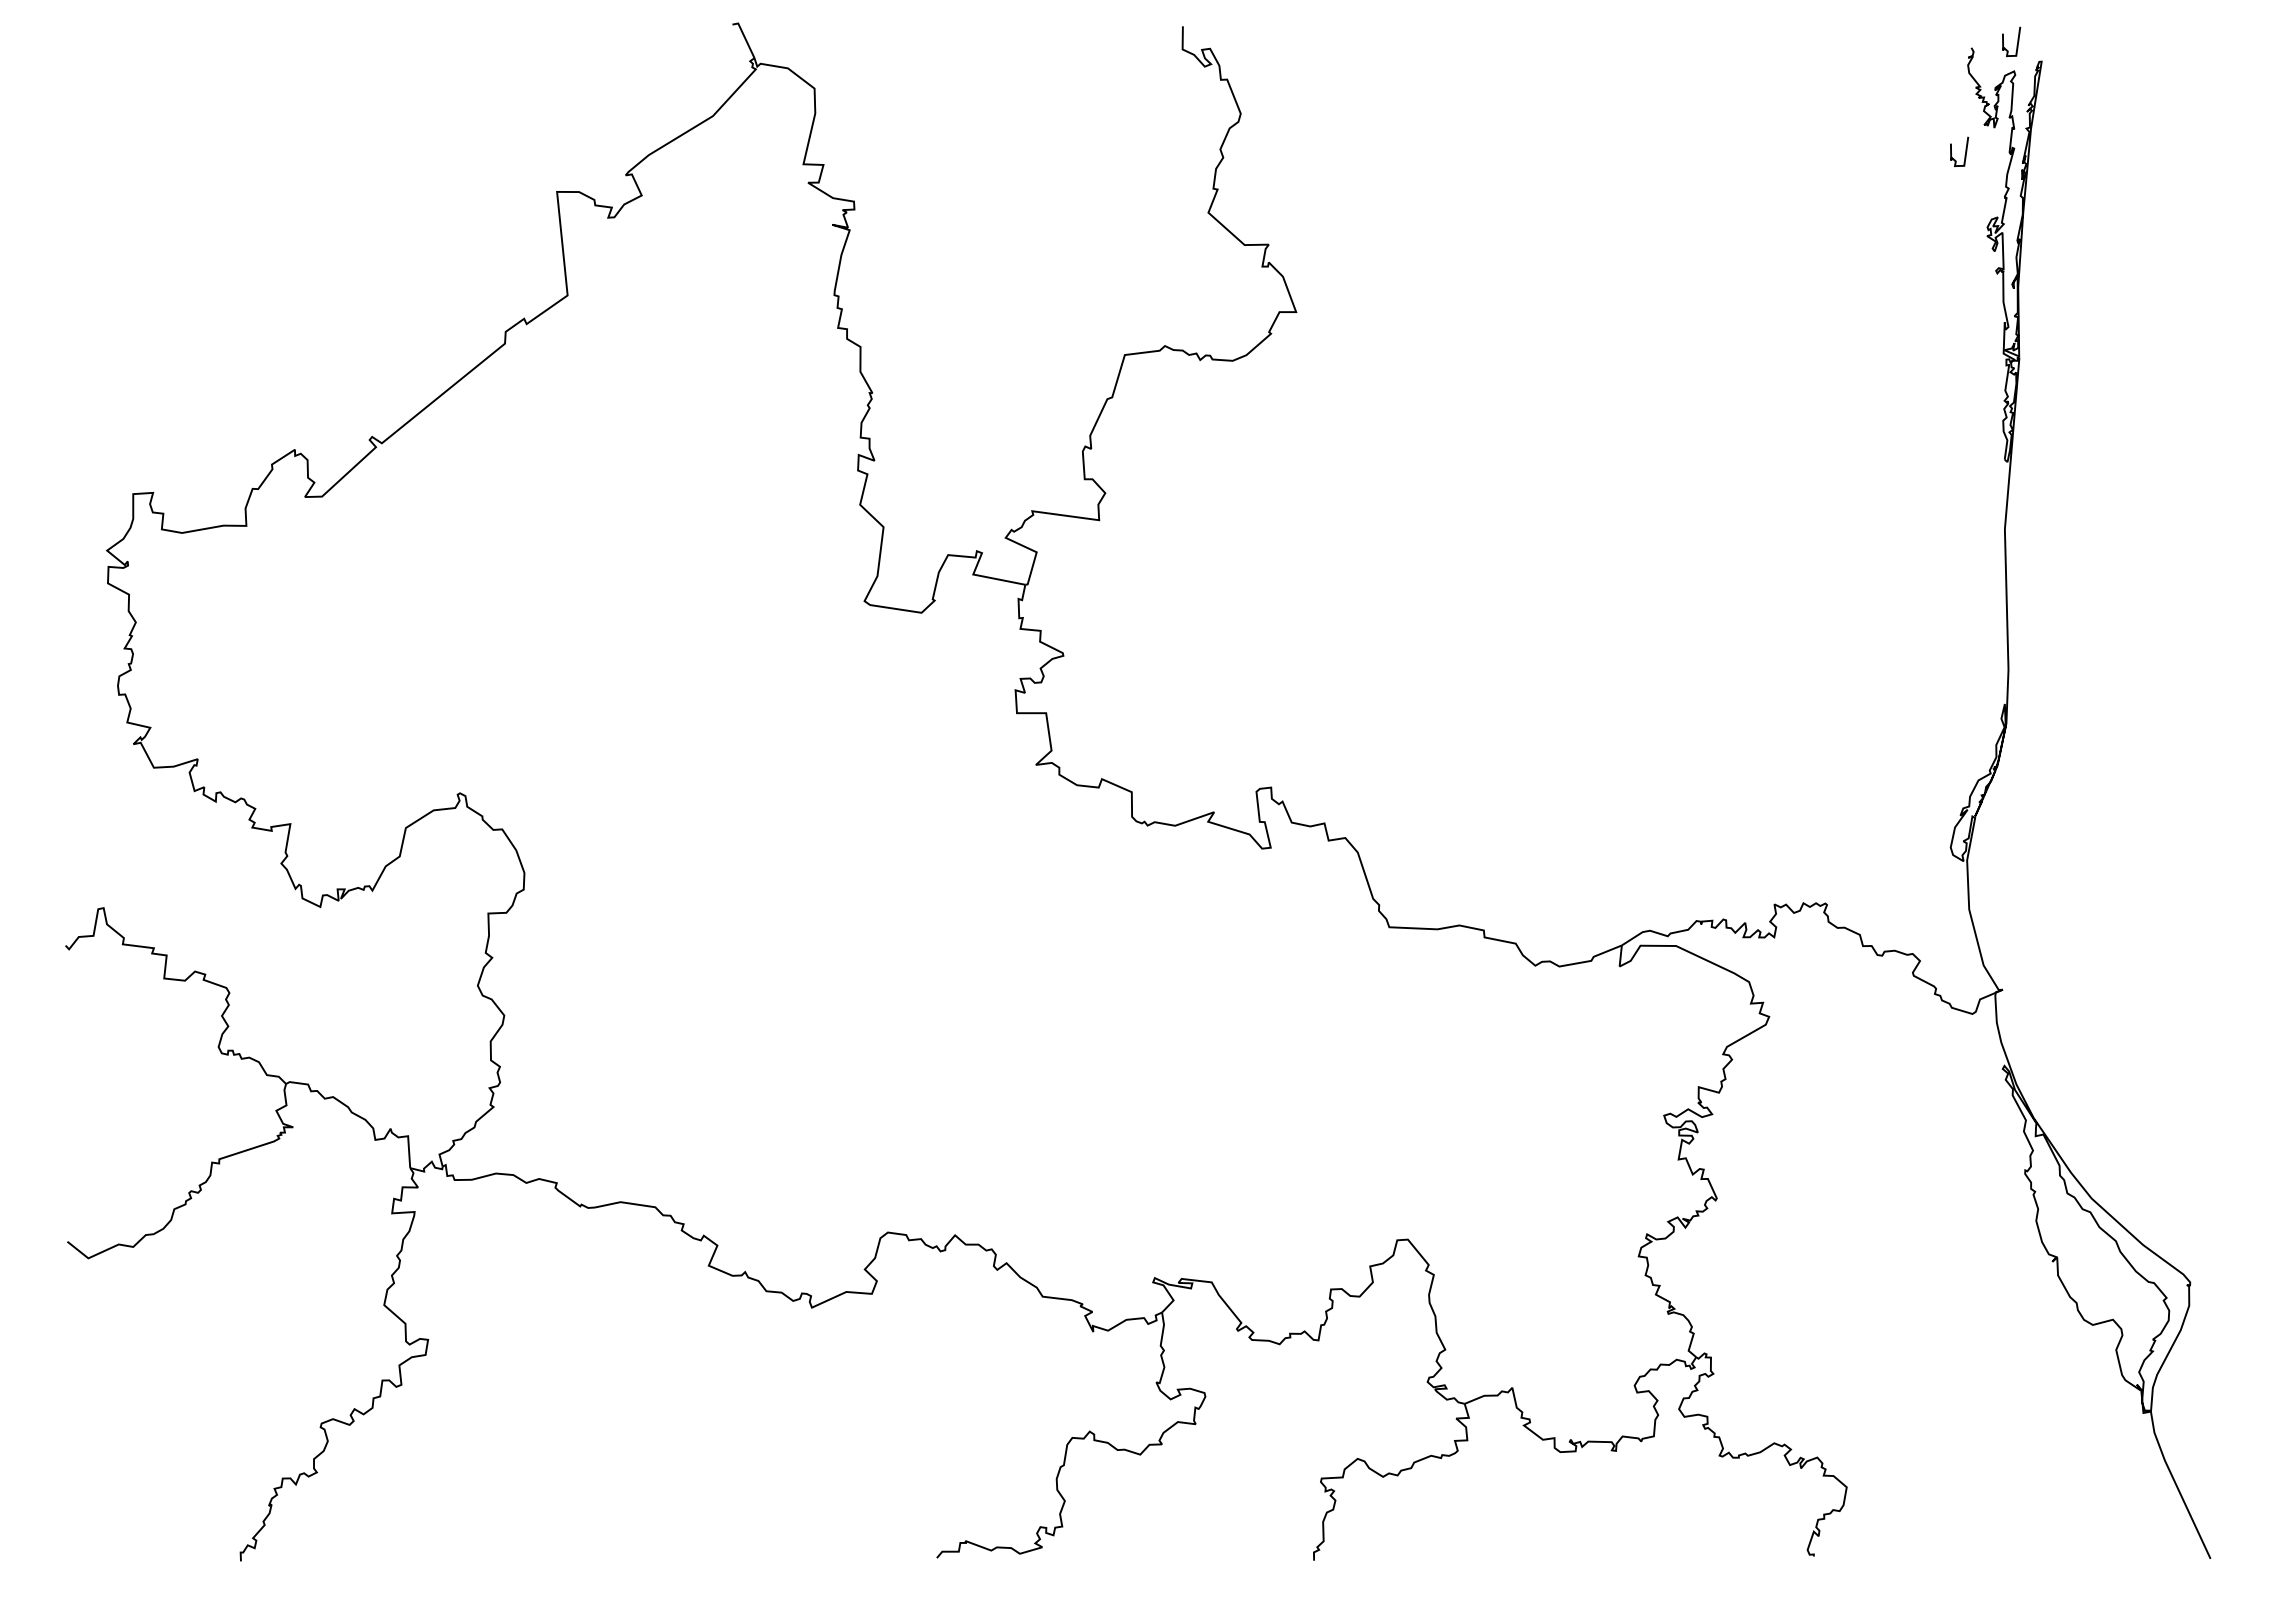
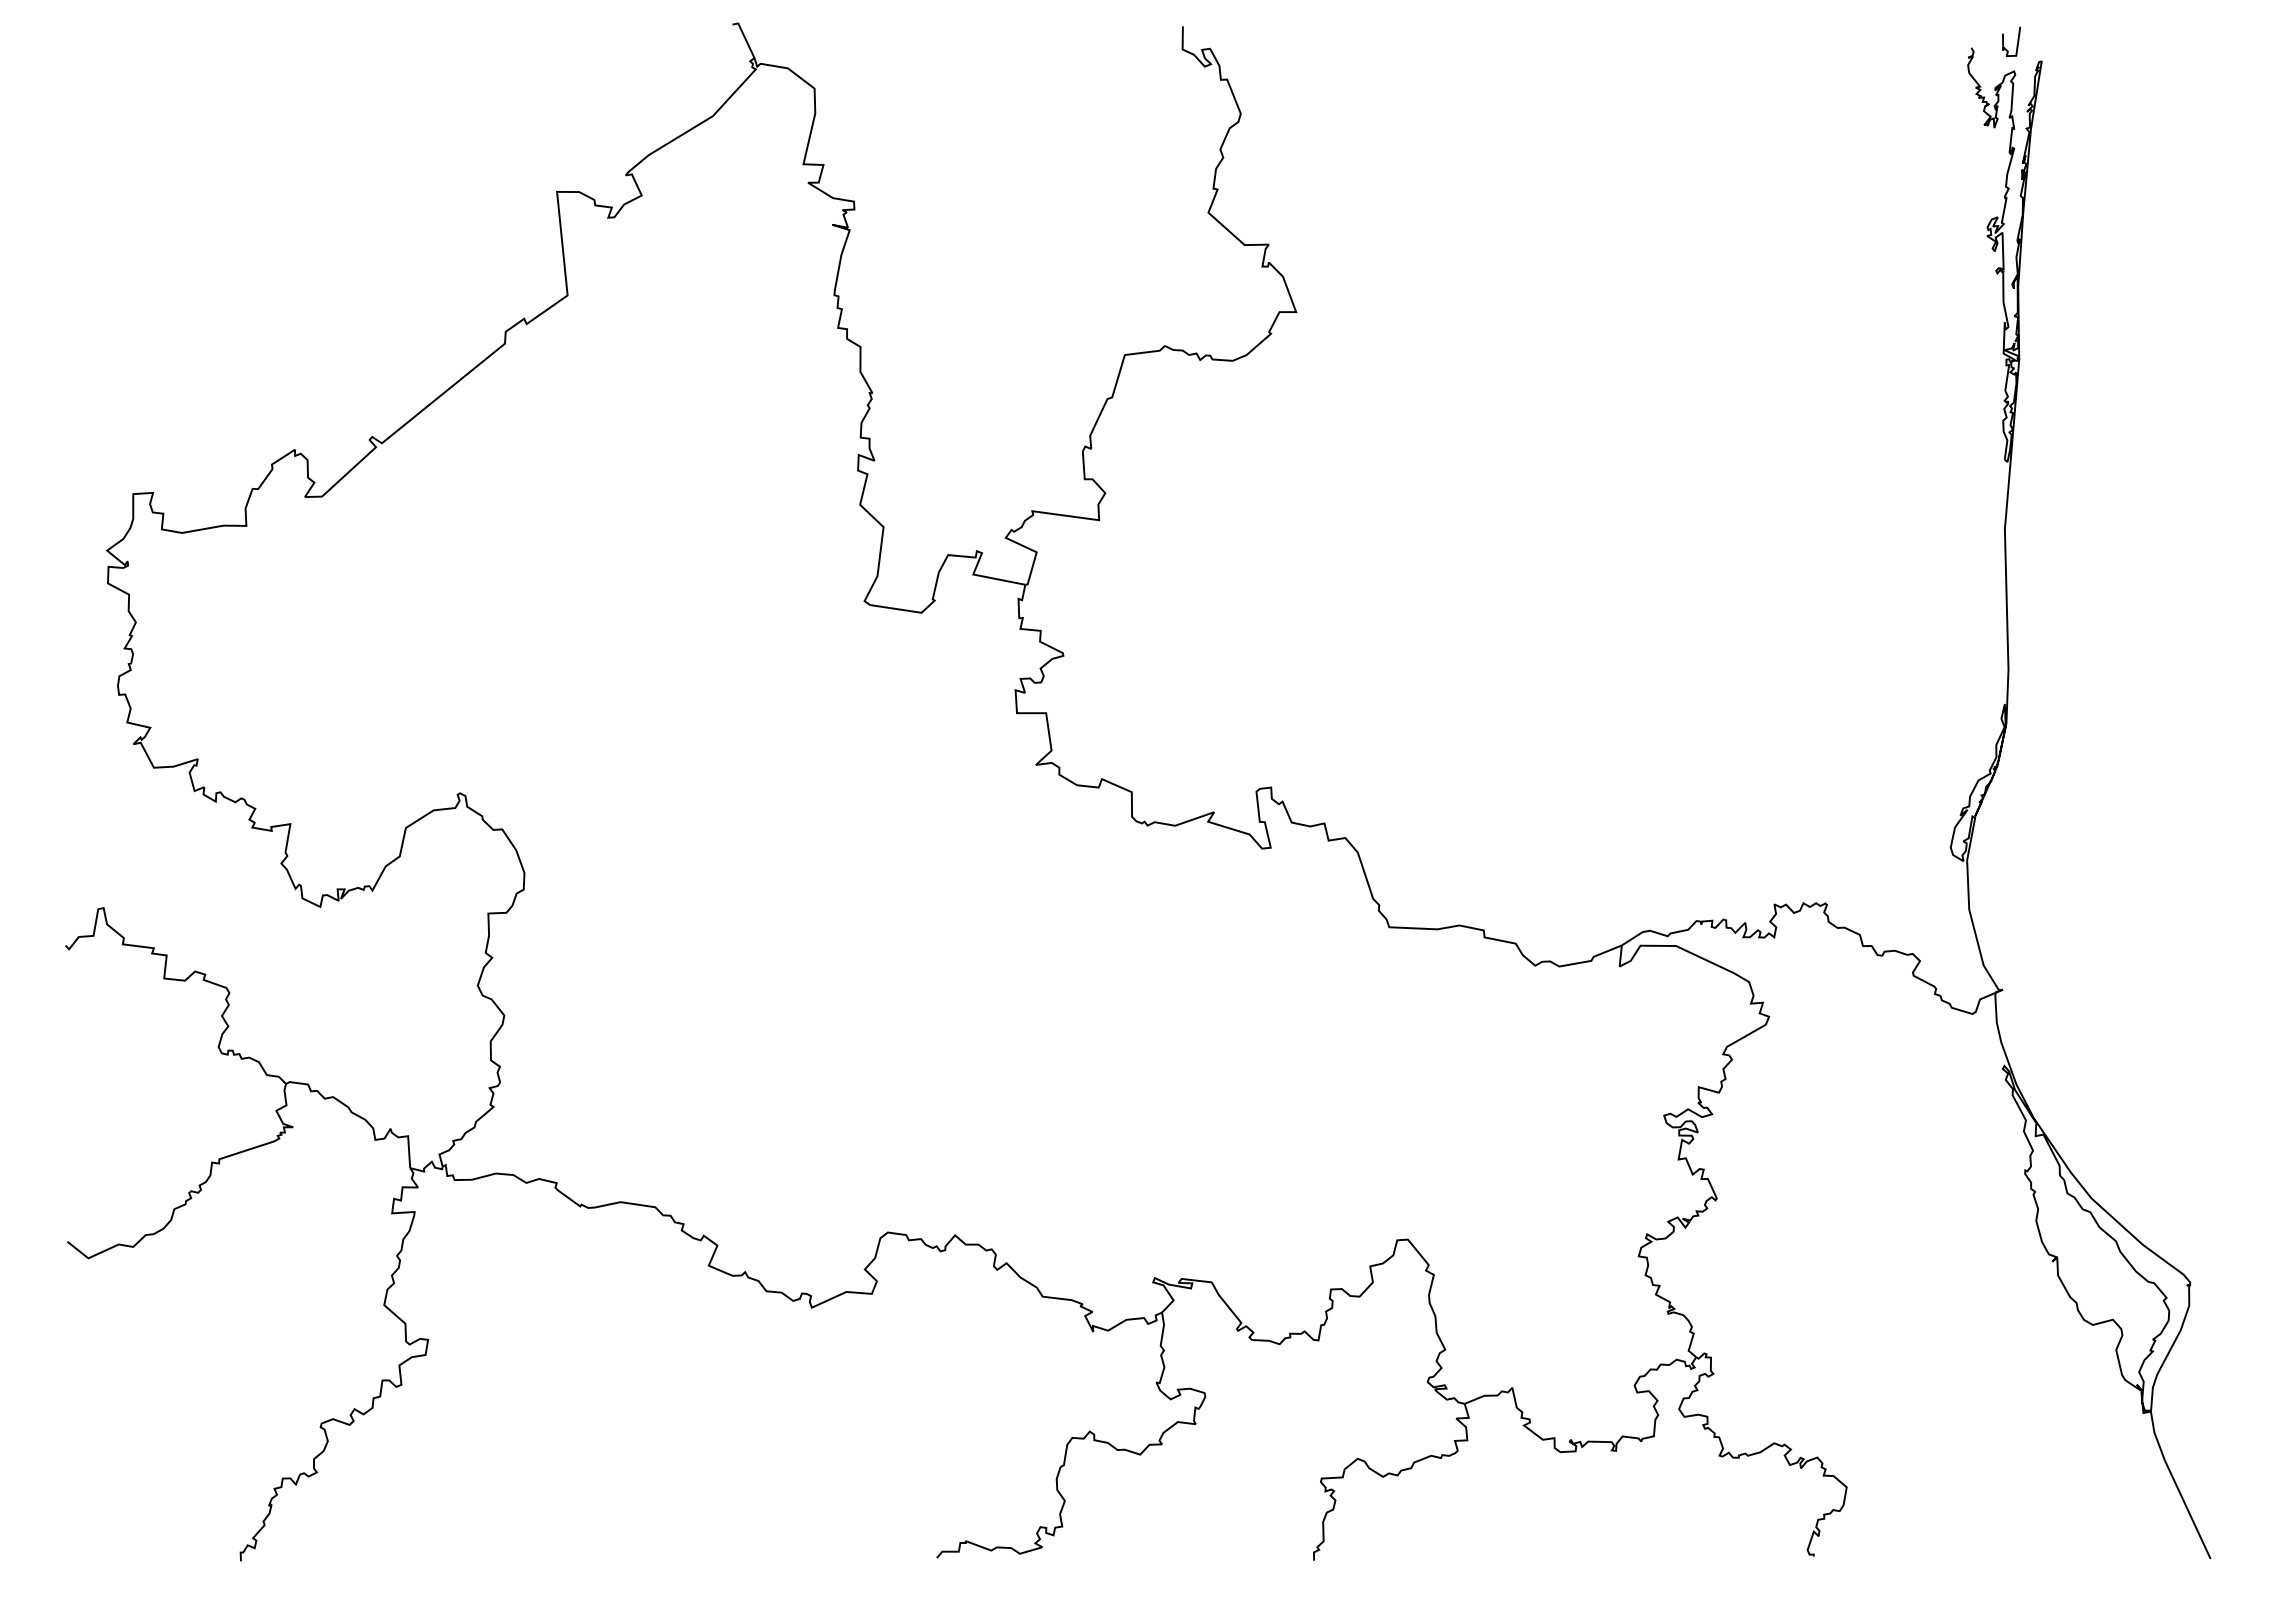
curve: present -> none (1965, 151)
